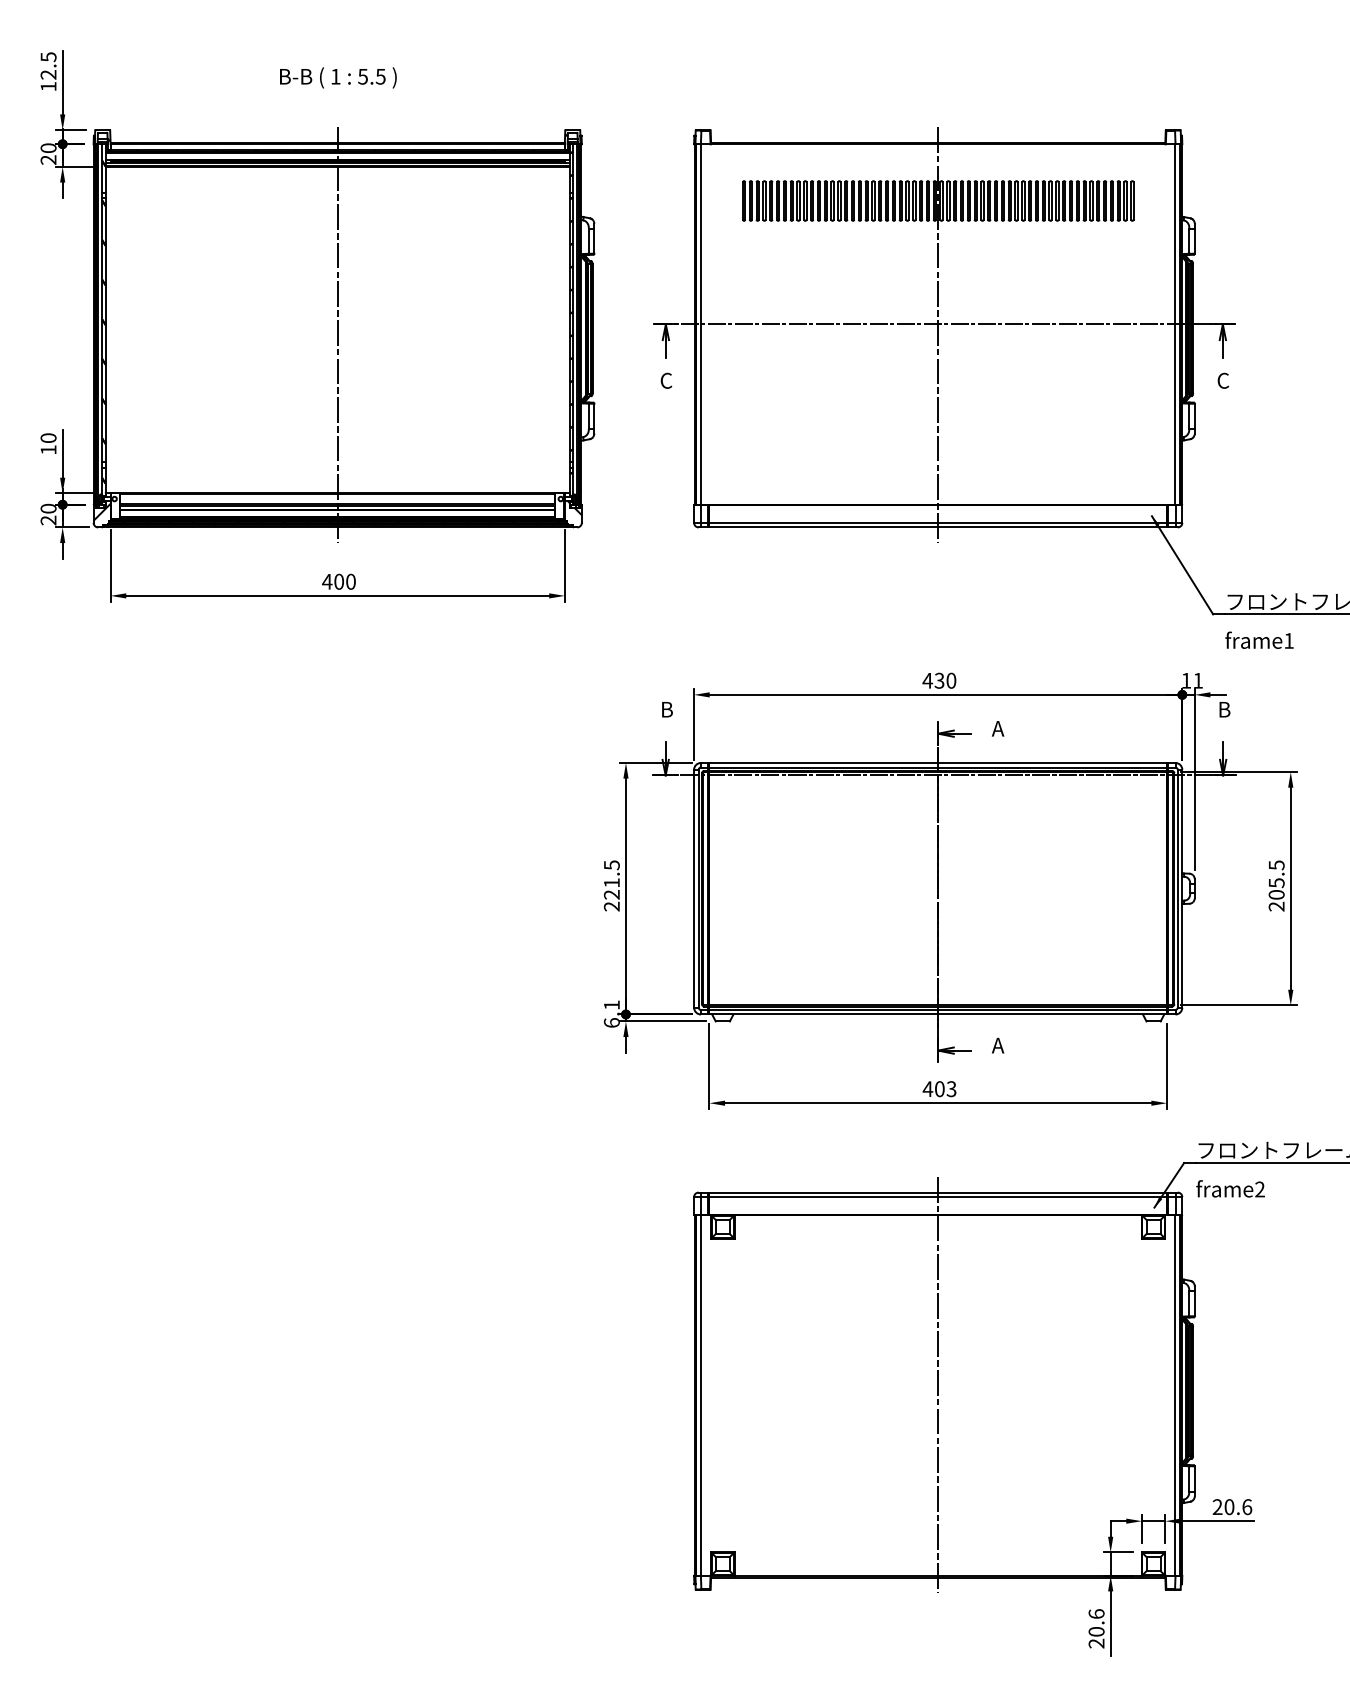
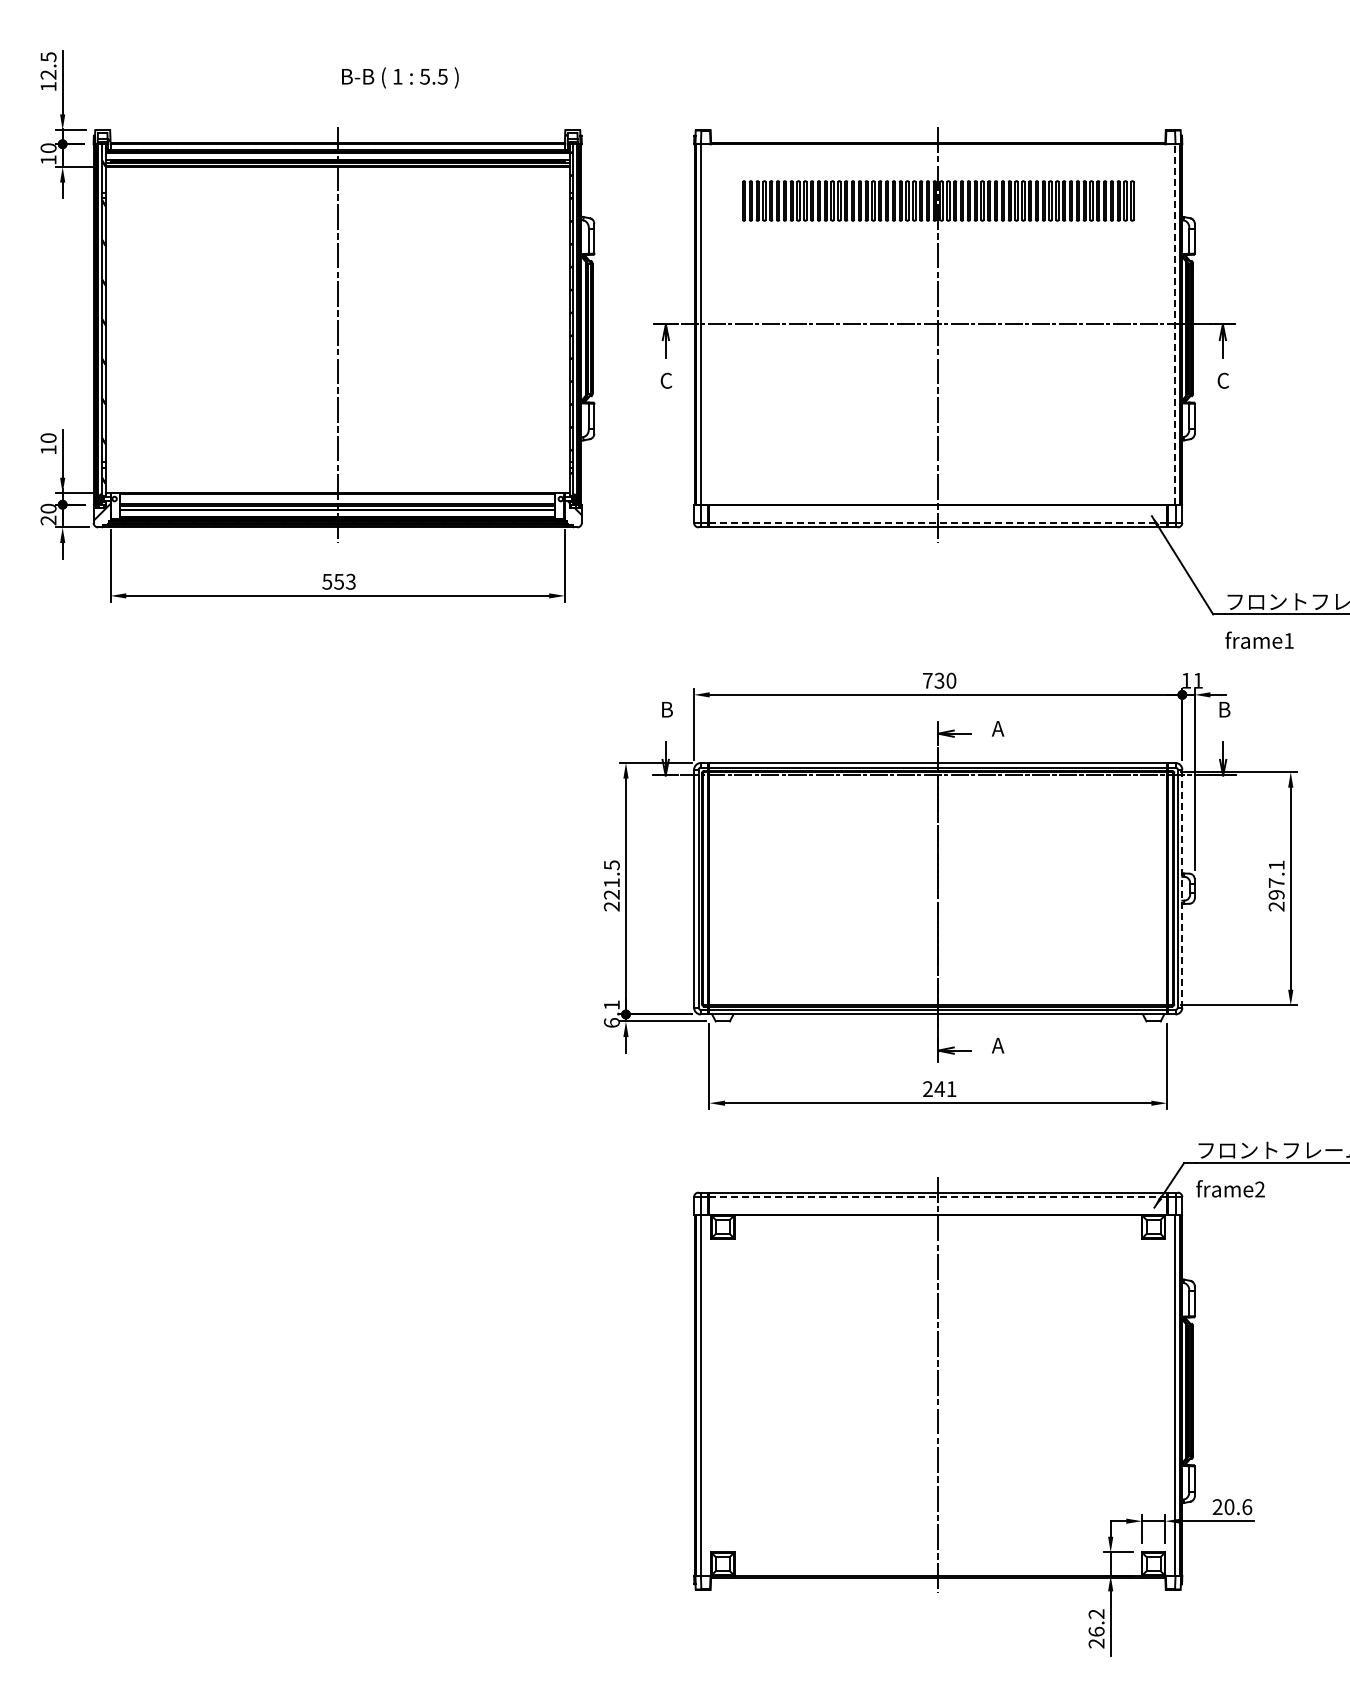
text position: (338, 77) -> (400, 77) (400, 77)
text: 20 -> 10 (48, 159)
line: solid -> dashed (1175, 323)
line: solid -> dashed (938, 522)
text: 400 -> 553 (338, 581)
text: 430 -> 730 (927, 680)
text: 205.5 -> 297.1 (1276, 879)
line: solid -> dashed (1182, 888)
text: 403 -> 241 (939, 1089)
line: solid -> dashed (938, 1197)
text: 20.6 -> 26.2 (1096, 1622)
